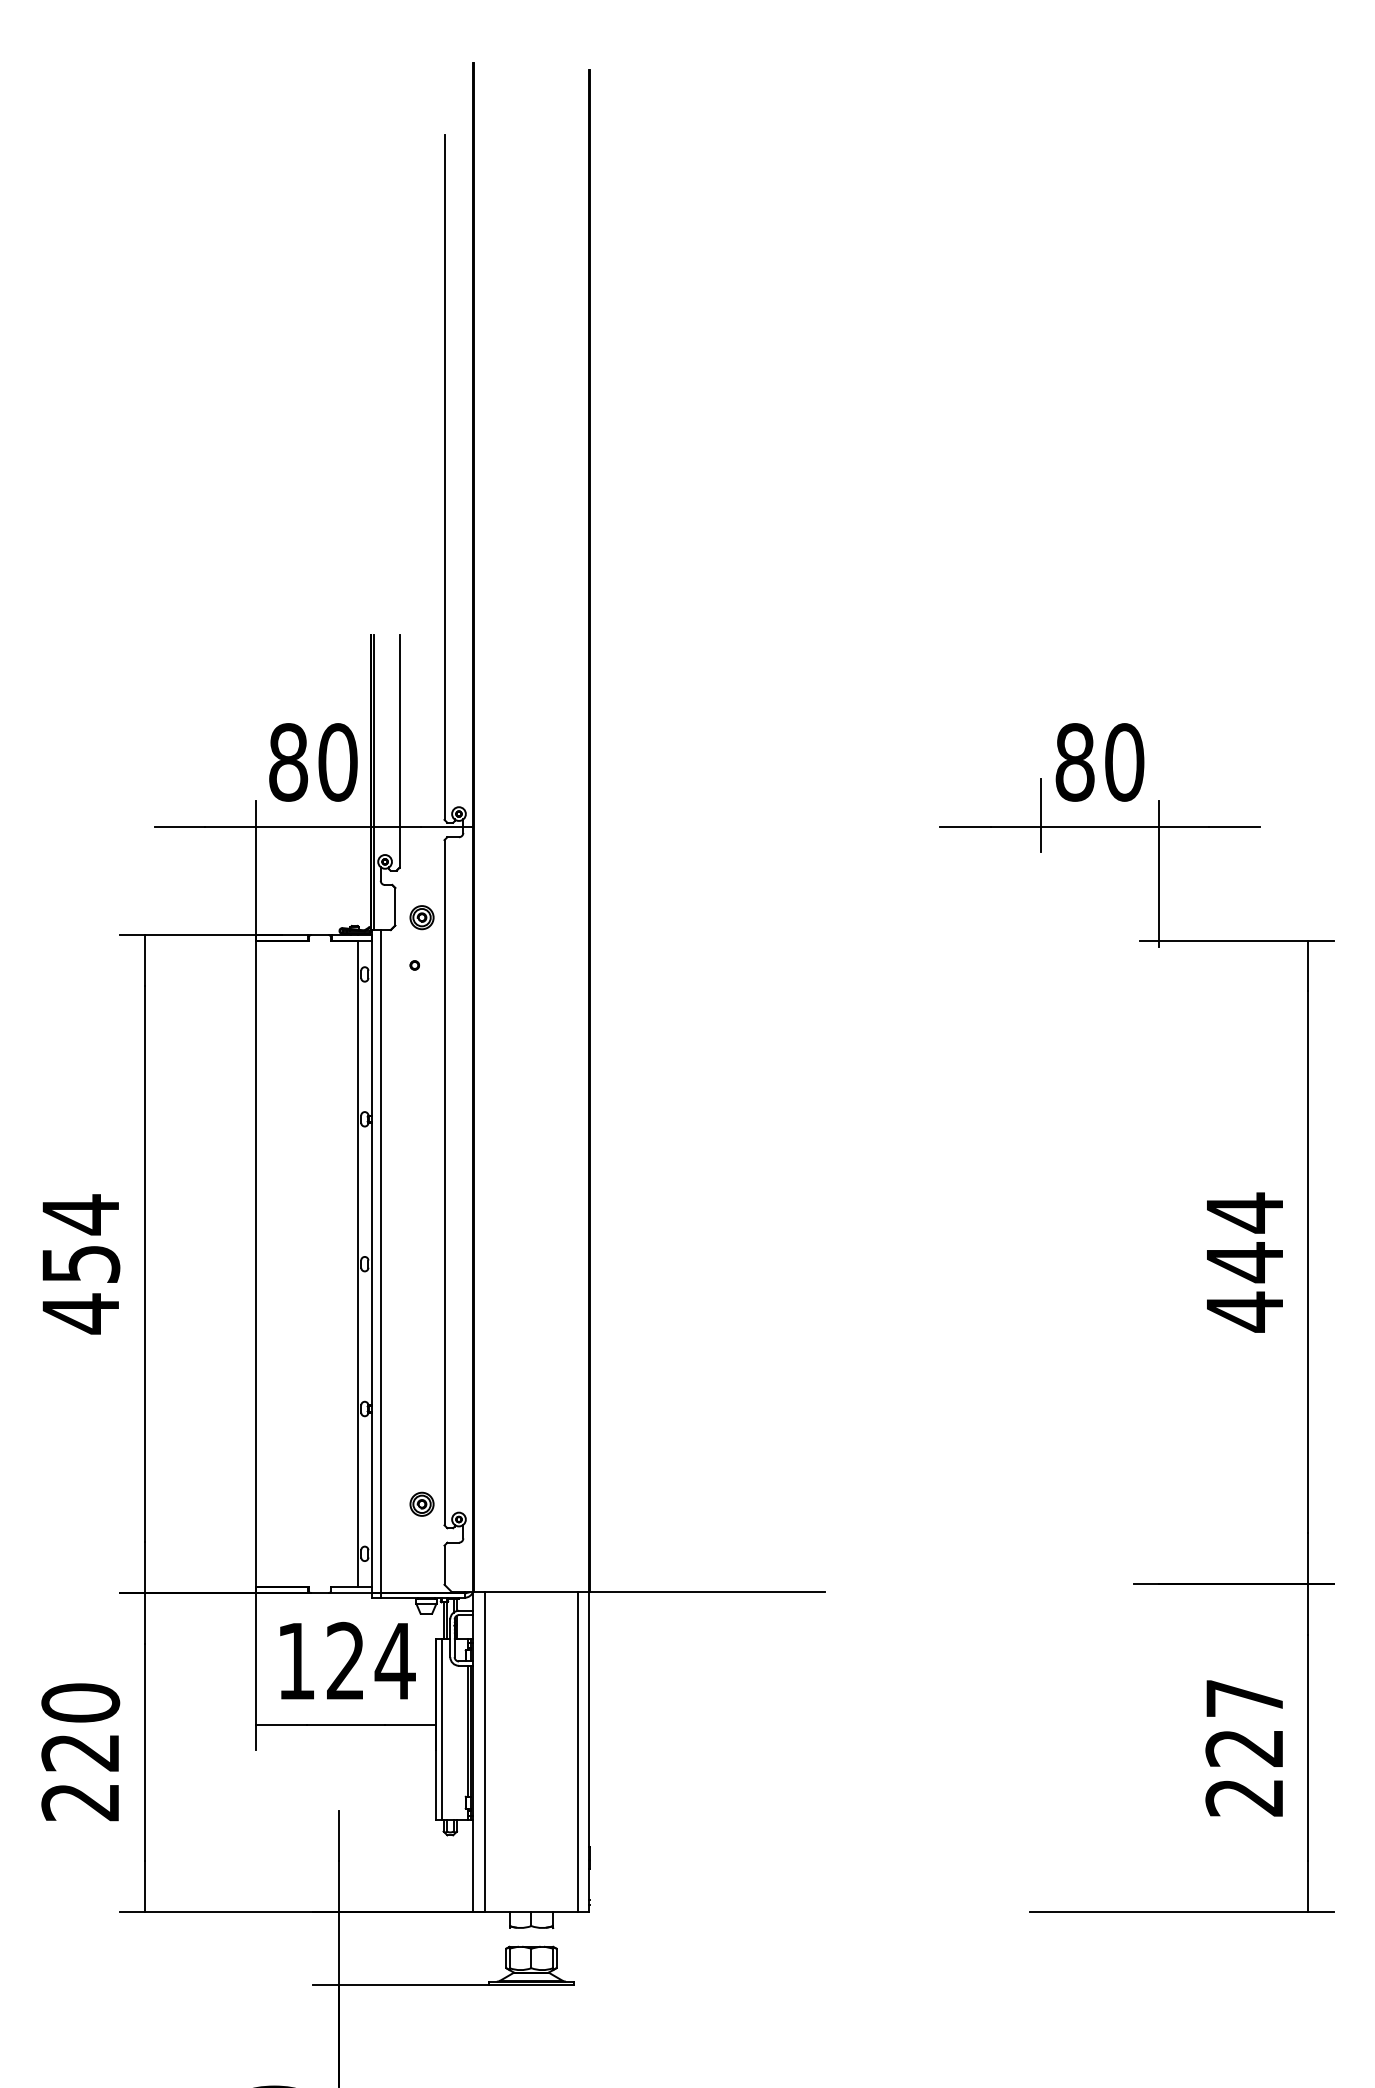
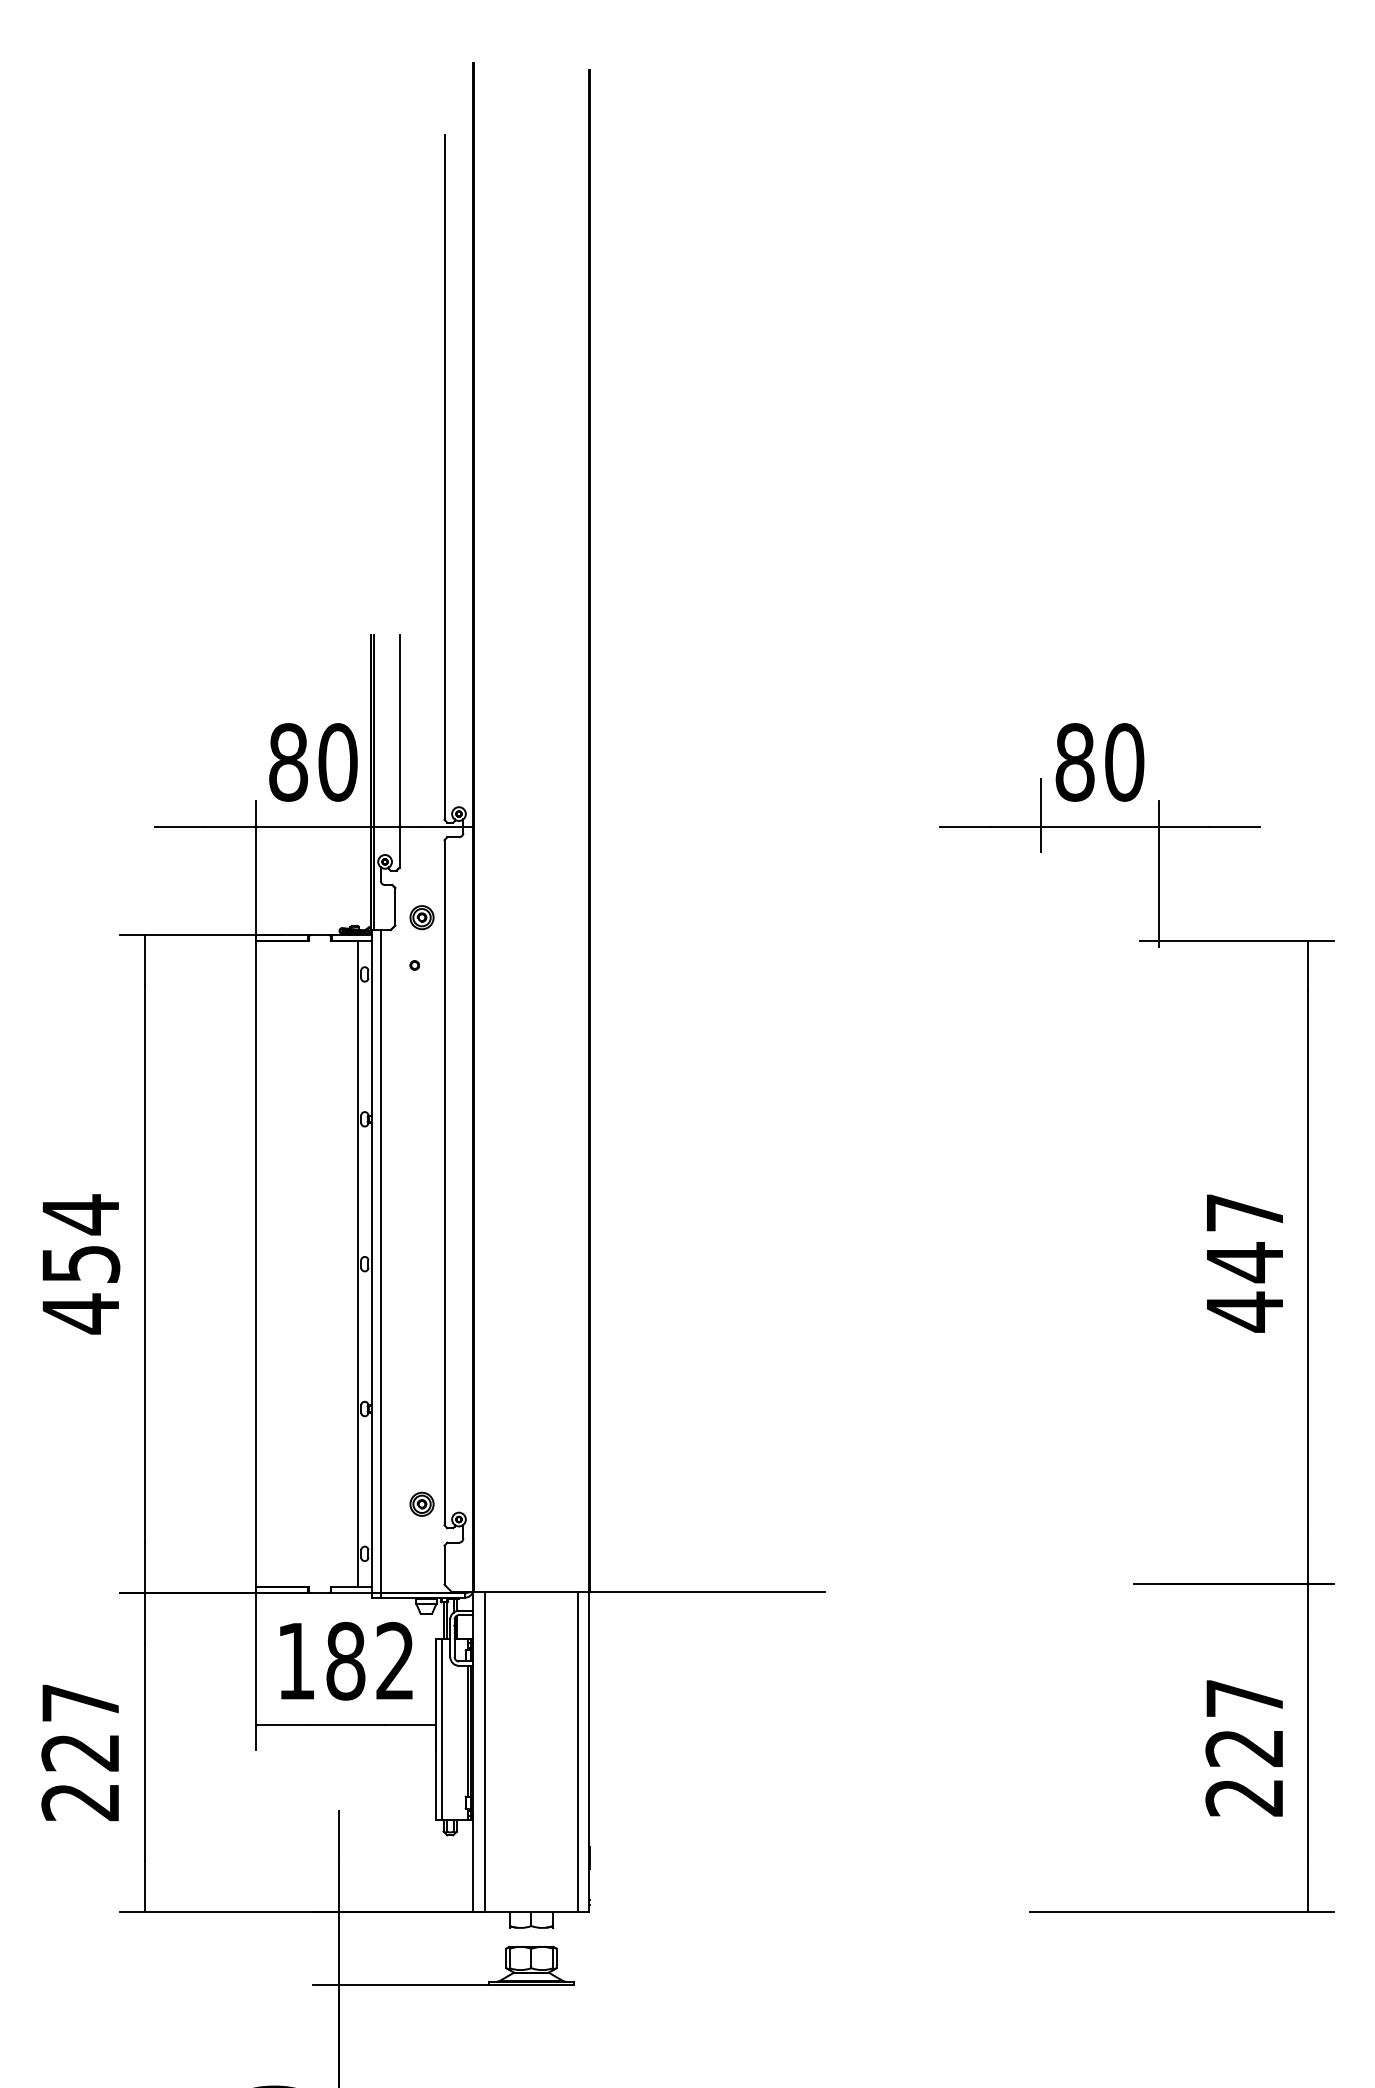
text: 444 -> 447 (1244, 1212)
text: 124 -> 182 (370, 1660)
text: 220 -> 227 (80, 1702)
